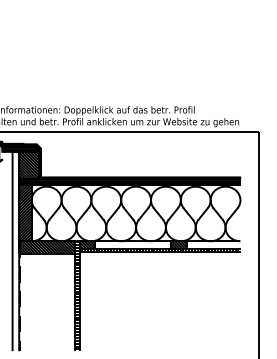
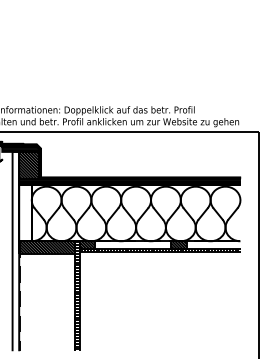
hatch: present -> none (25, 213)
